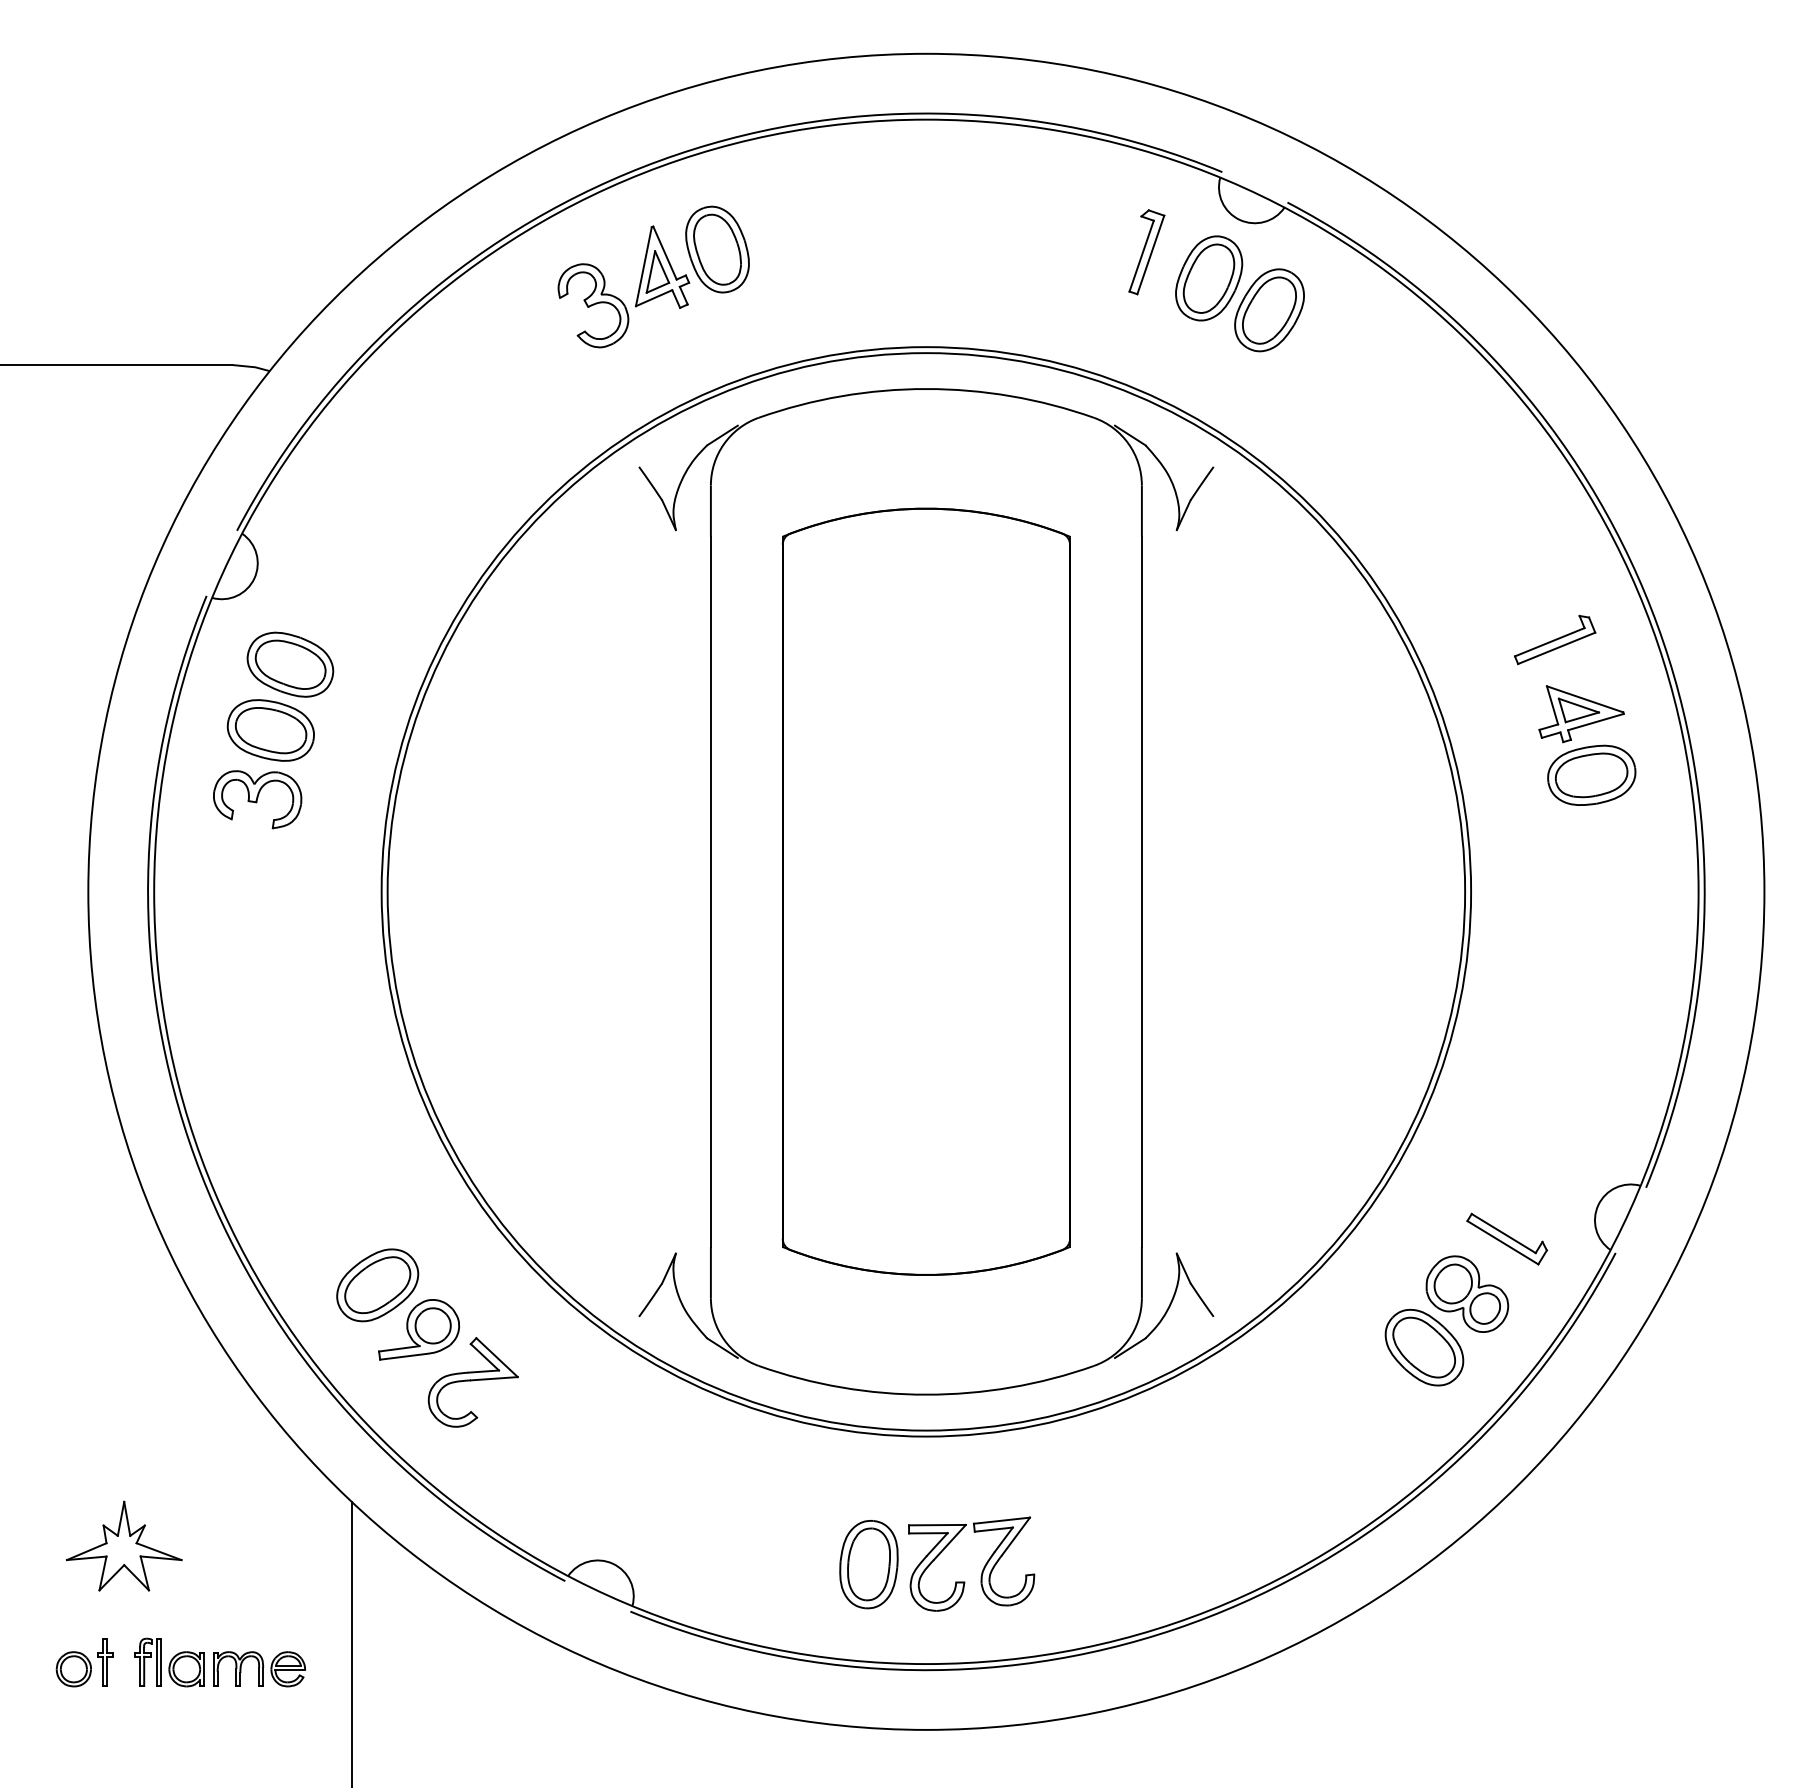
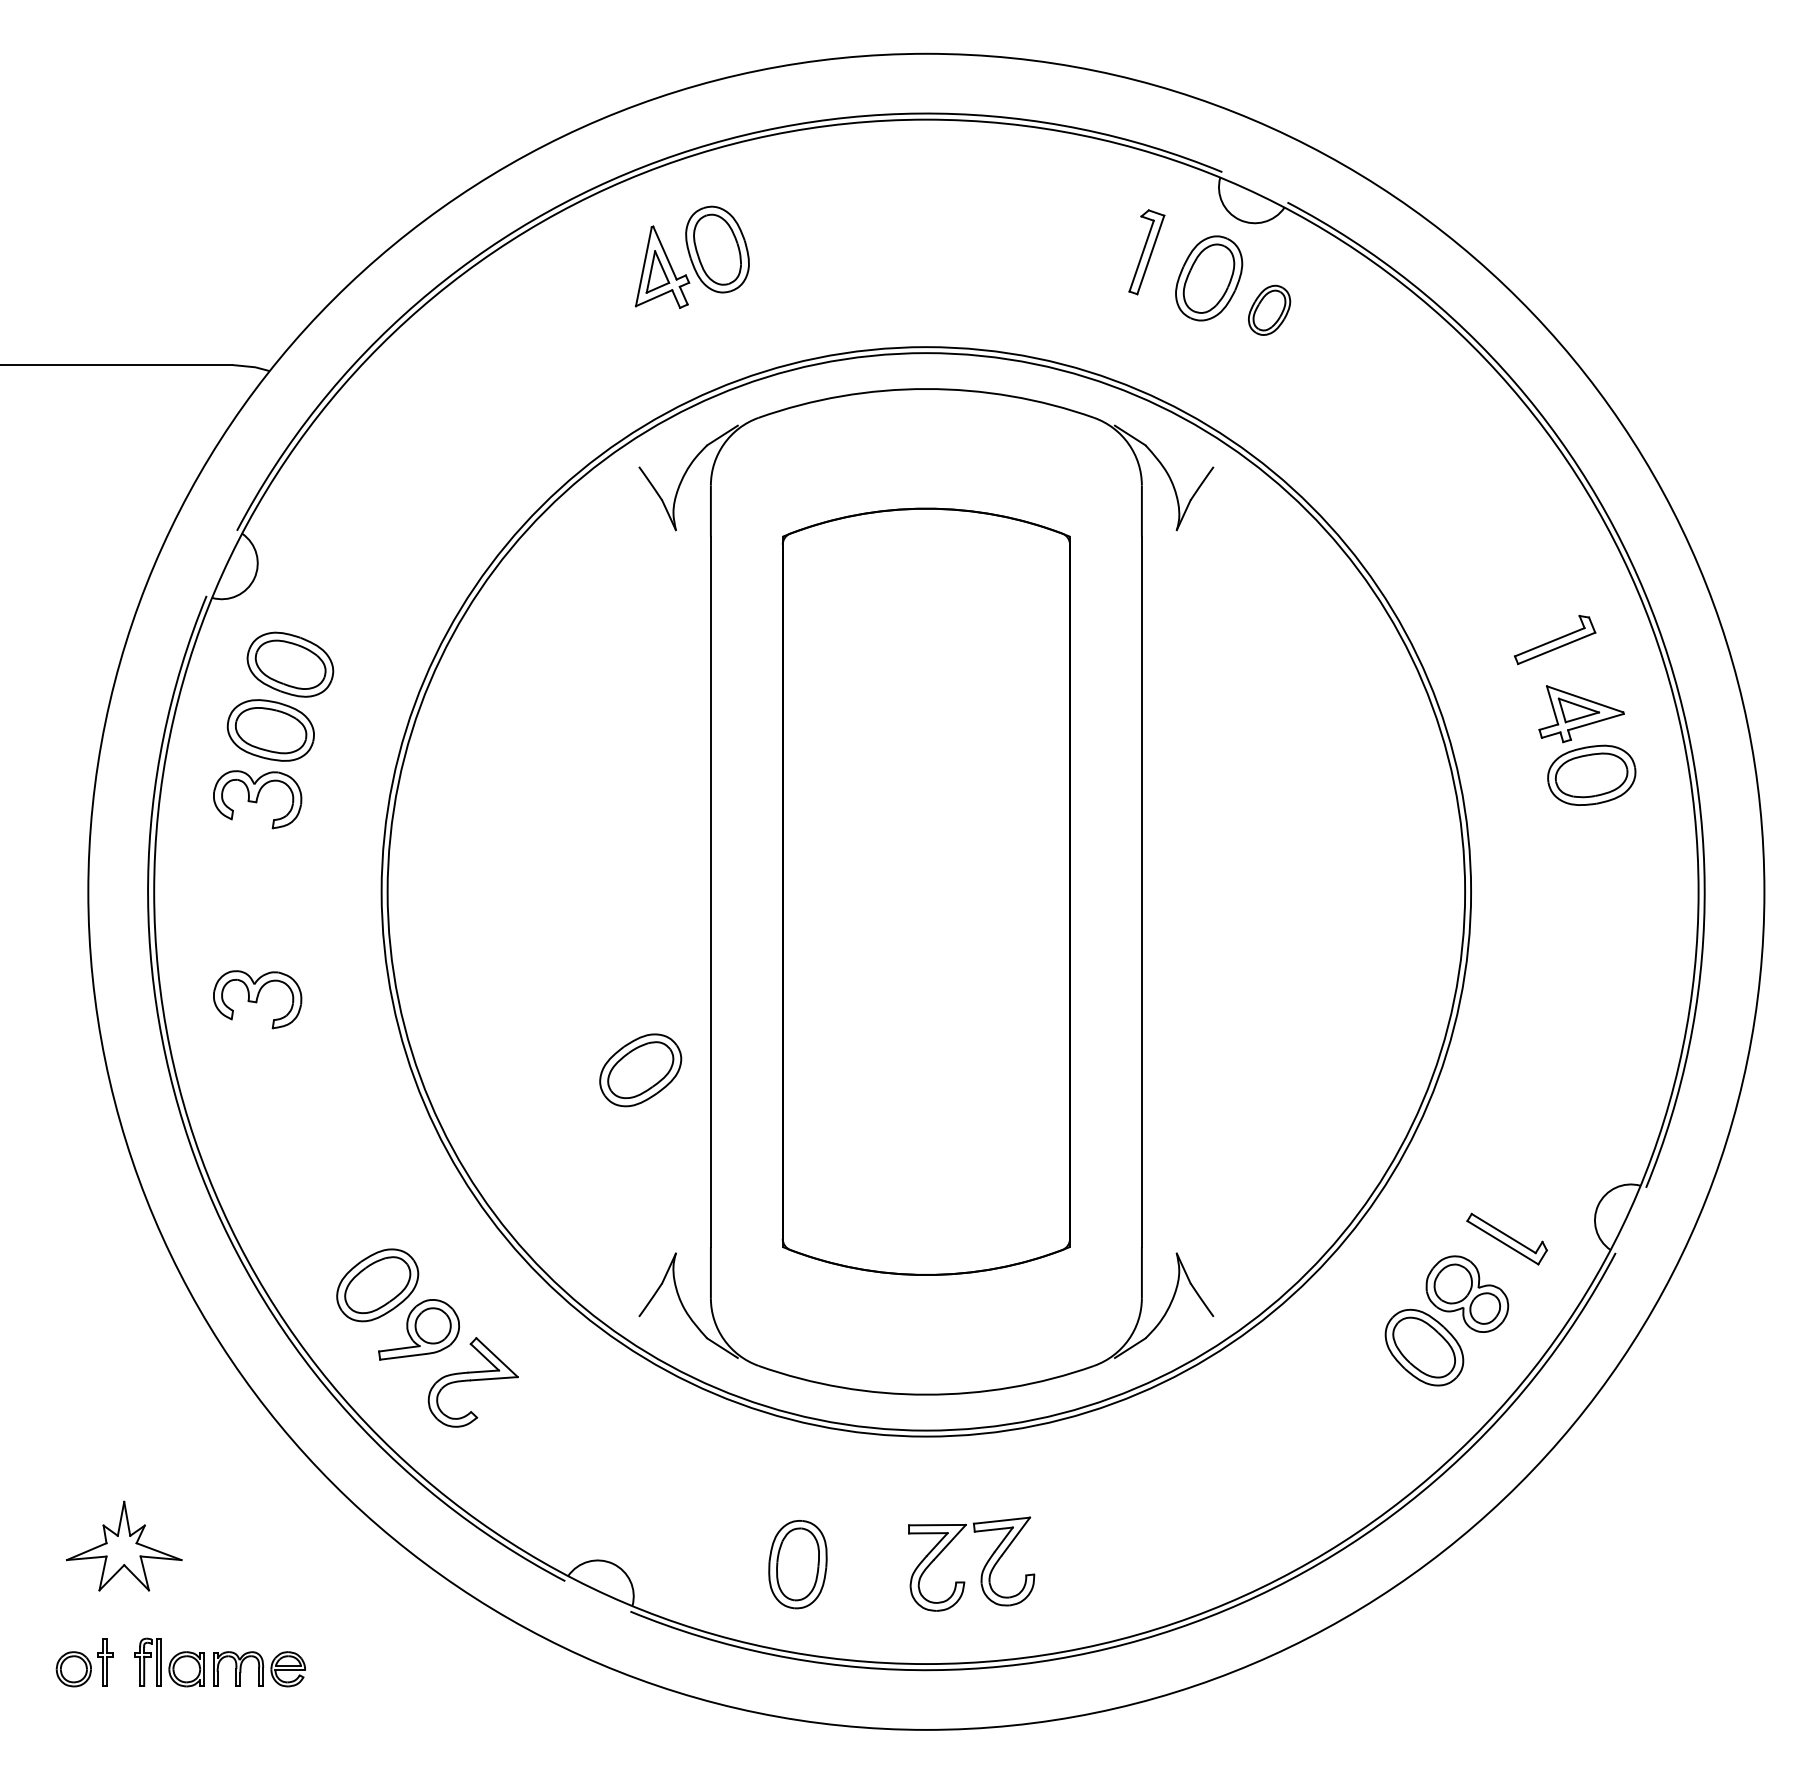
part: present -> none (593, 305)
part size: 71x85 px -> 44x52 px (1269, 309)
part: none -> present (257, 999)
part: none -> present (640, 1070)
part position: (868, 1564) -> (797, 1564) (797, 1564)
line: present -> none (351, 1642)
